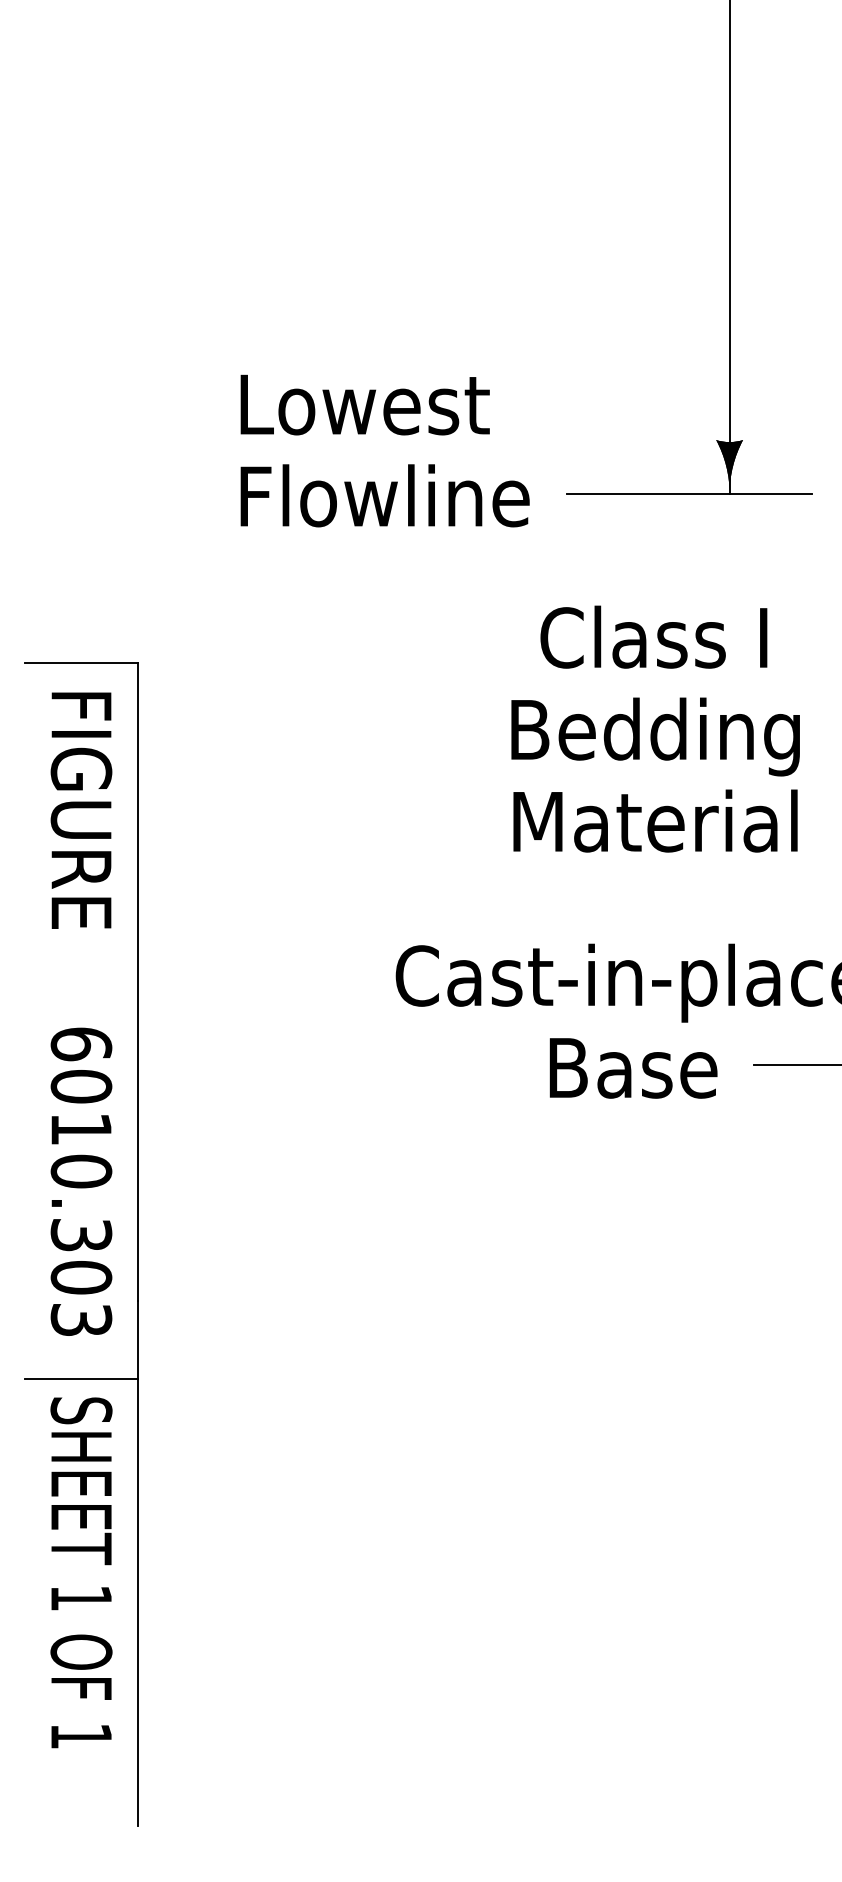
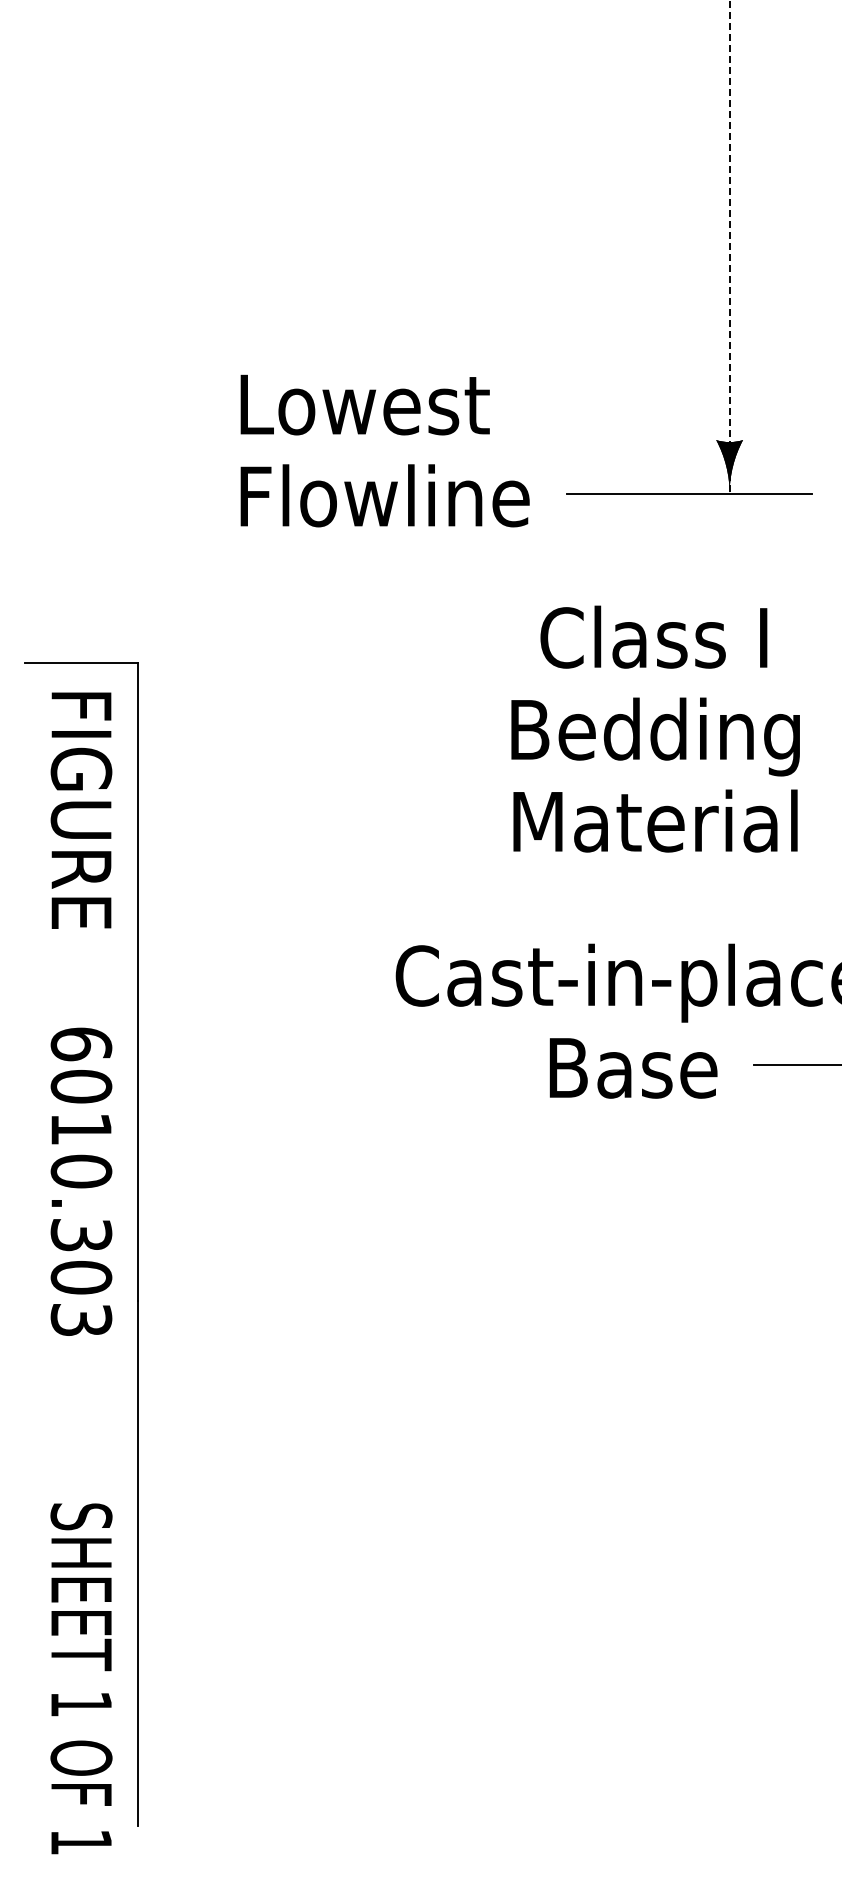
line: solid -> dashed (729, 247)
line: present -> none (81, 1379)
text position: (81, 1572) -> (81, 1678) (81, 1678)
